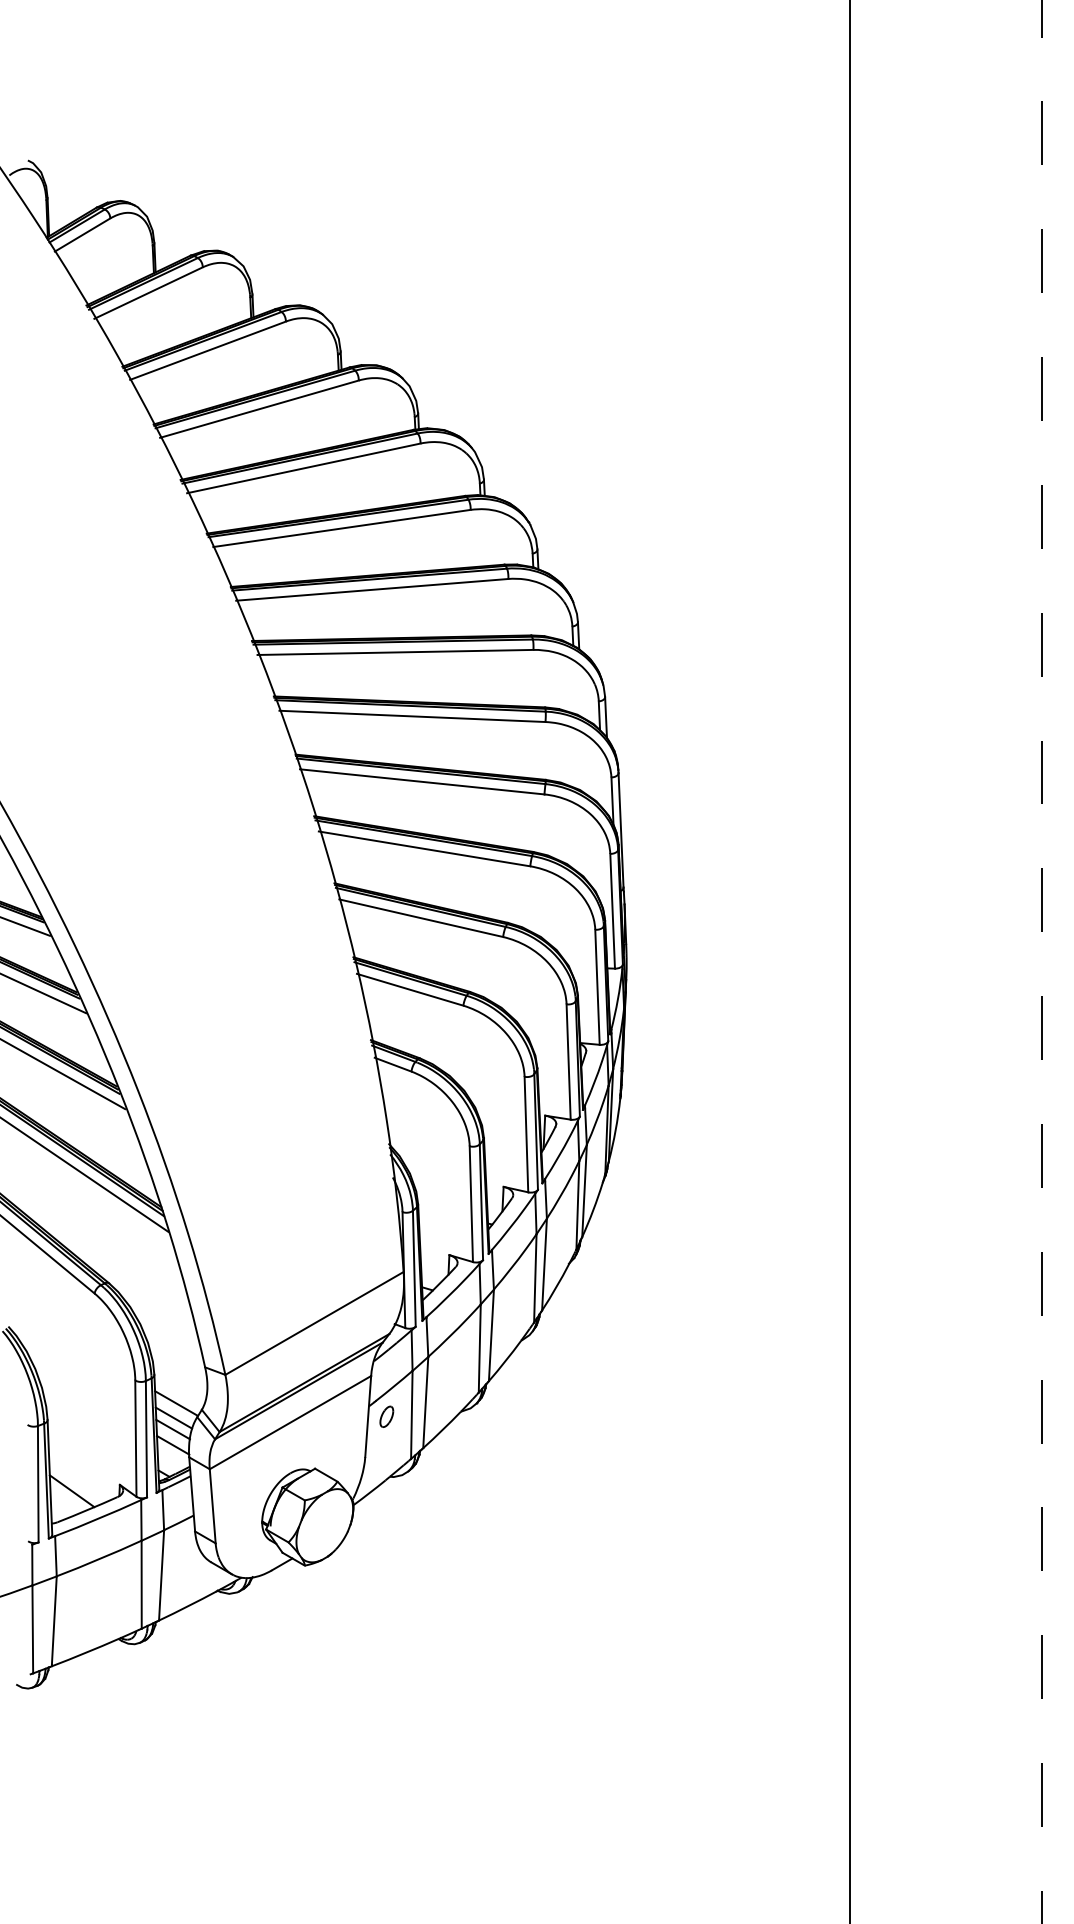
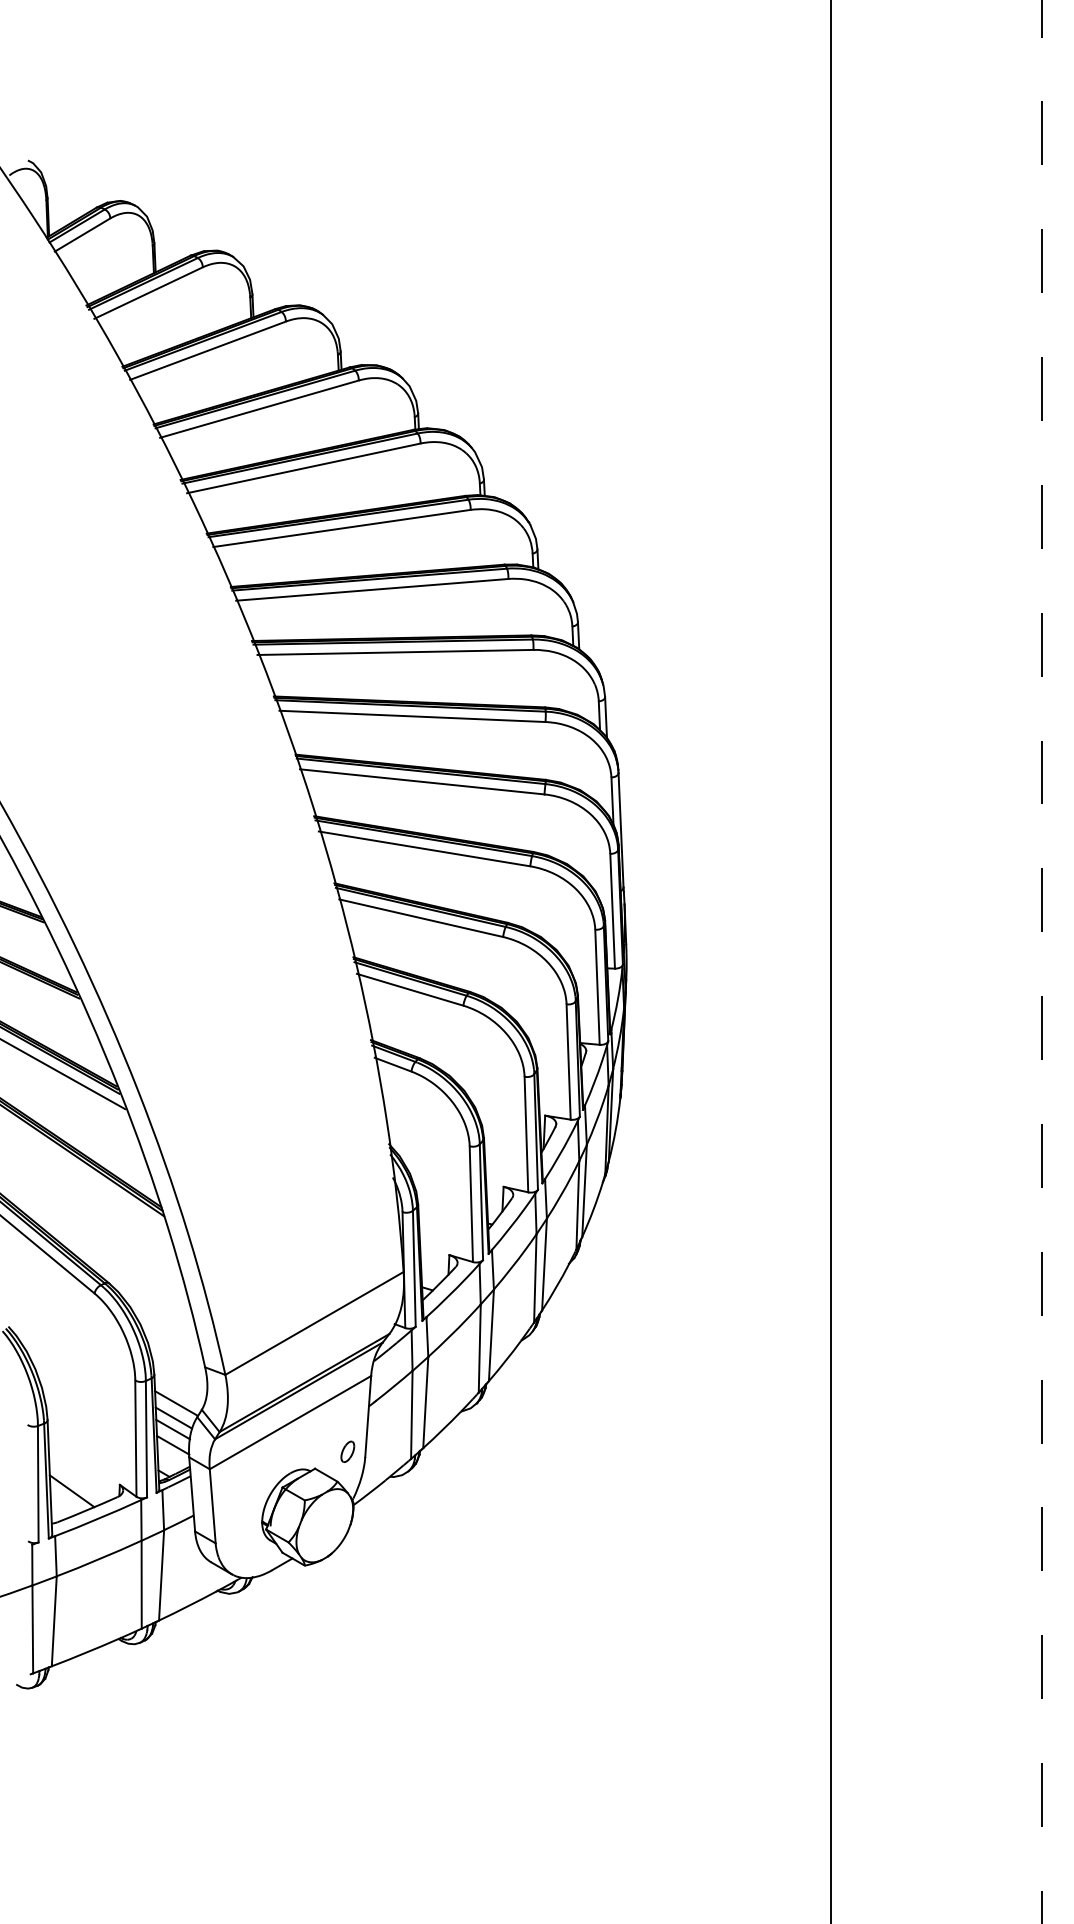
line: present -> none (25, 926)
line position: (850, 961) -> (831, 961) (831, 961)
line: present -> none (44, 993)
line: present -> none (85, 1174)
part position: (386, 1416) -> (347, 1451) (347, 1451)
